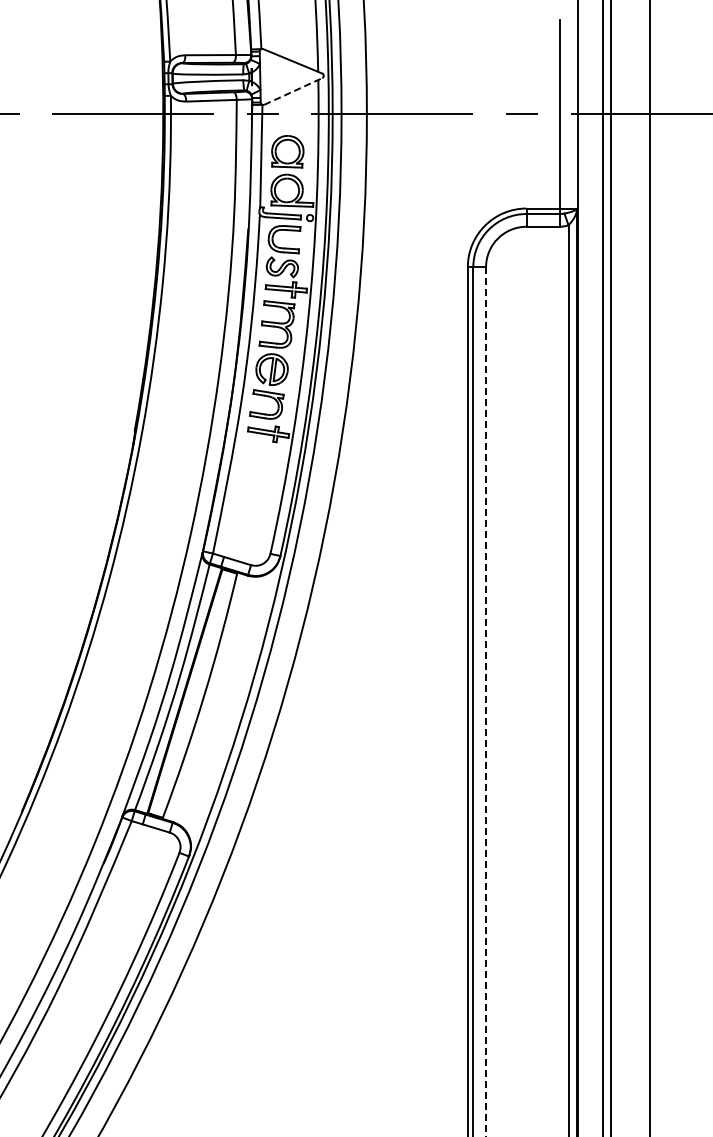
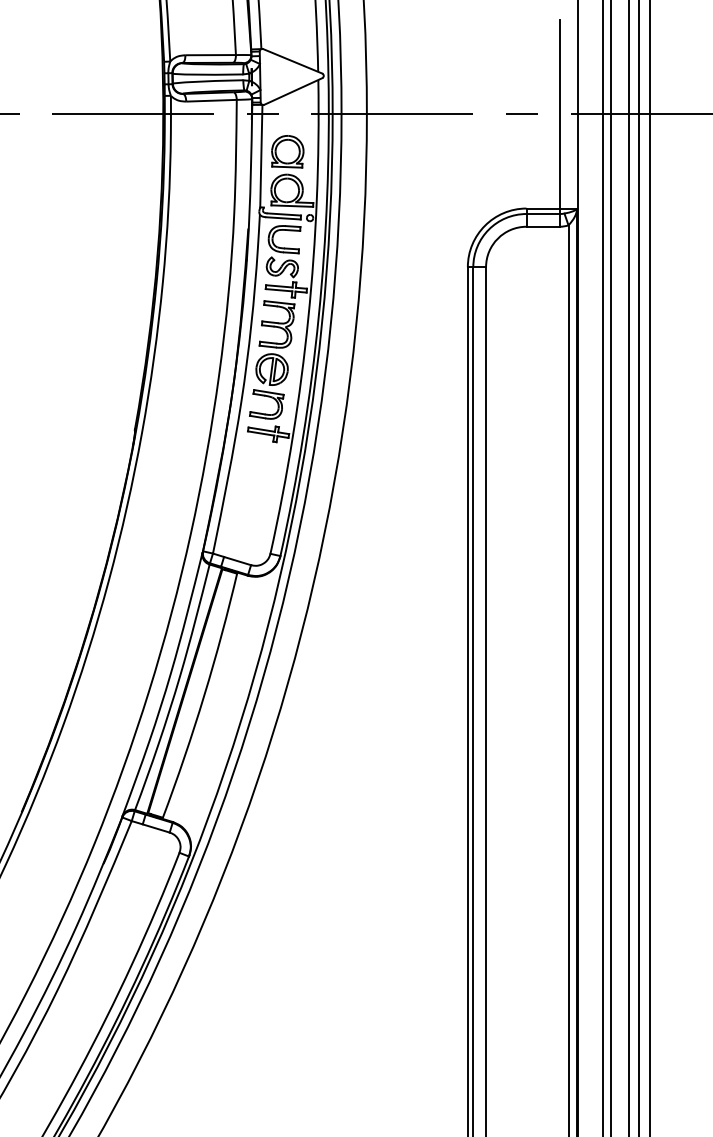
line: dashed -> solid (293, 91)
line: none -> present (628, 567)
line: none -> present (639, 567)
line: dashed -> solid (486, 701)
